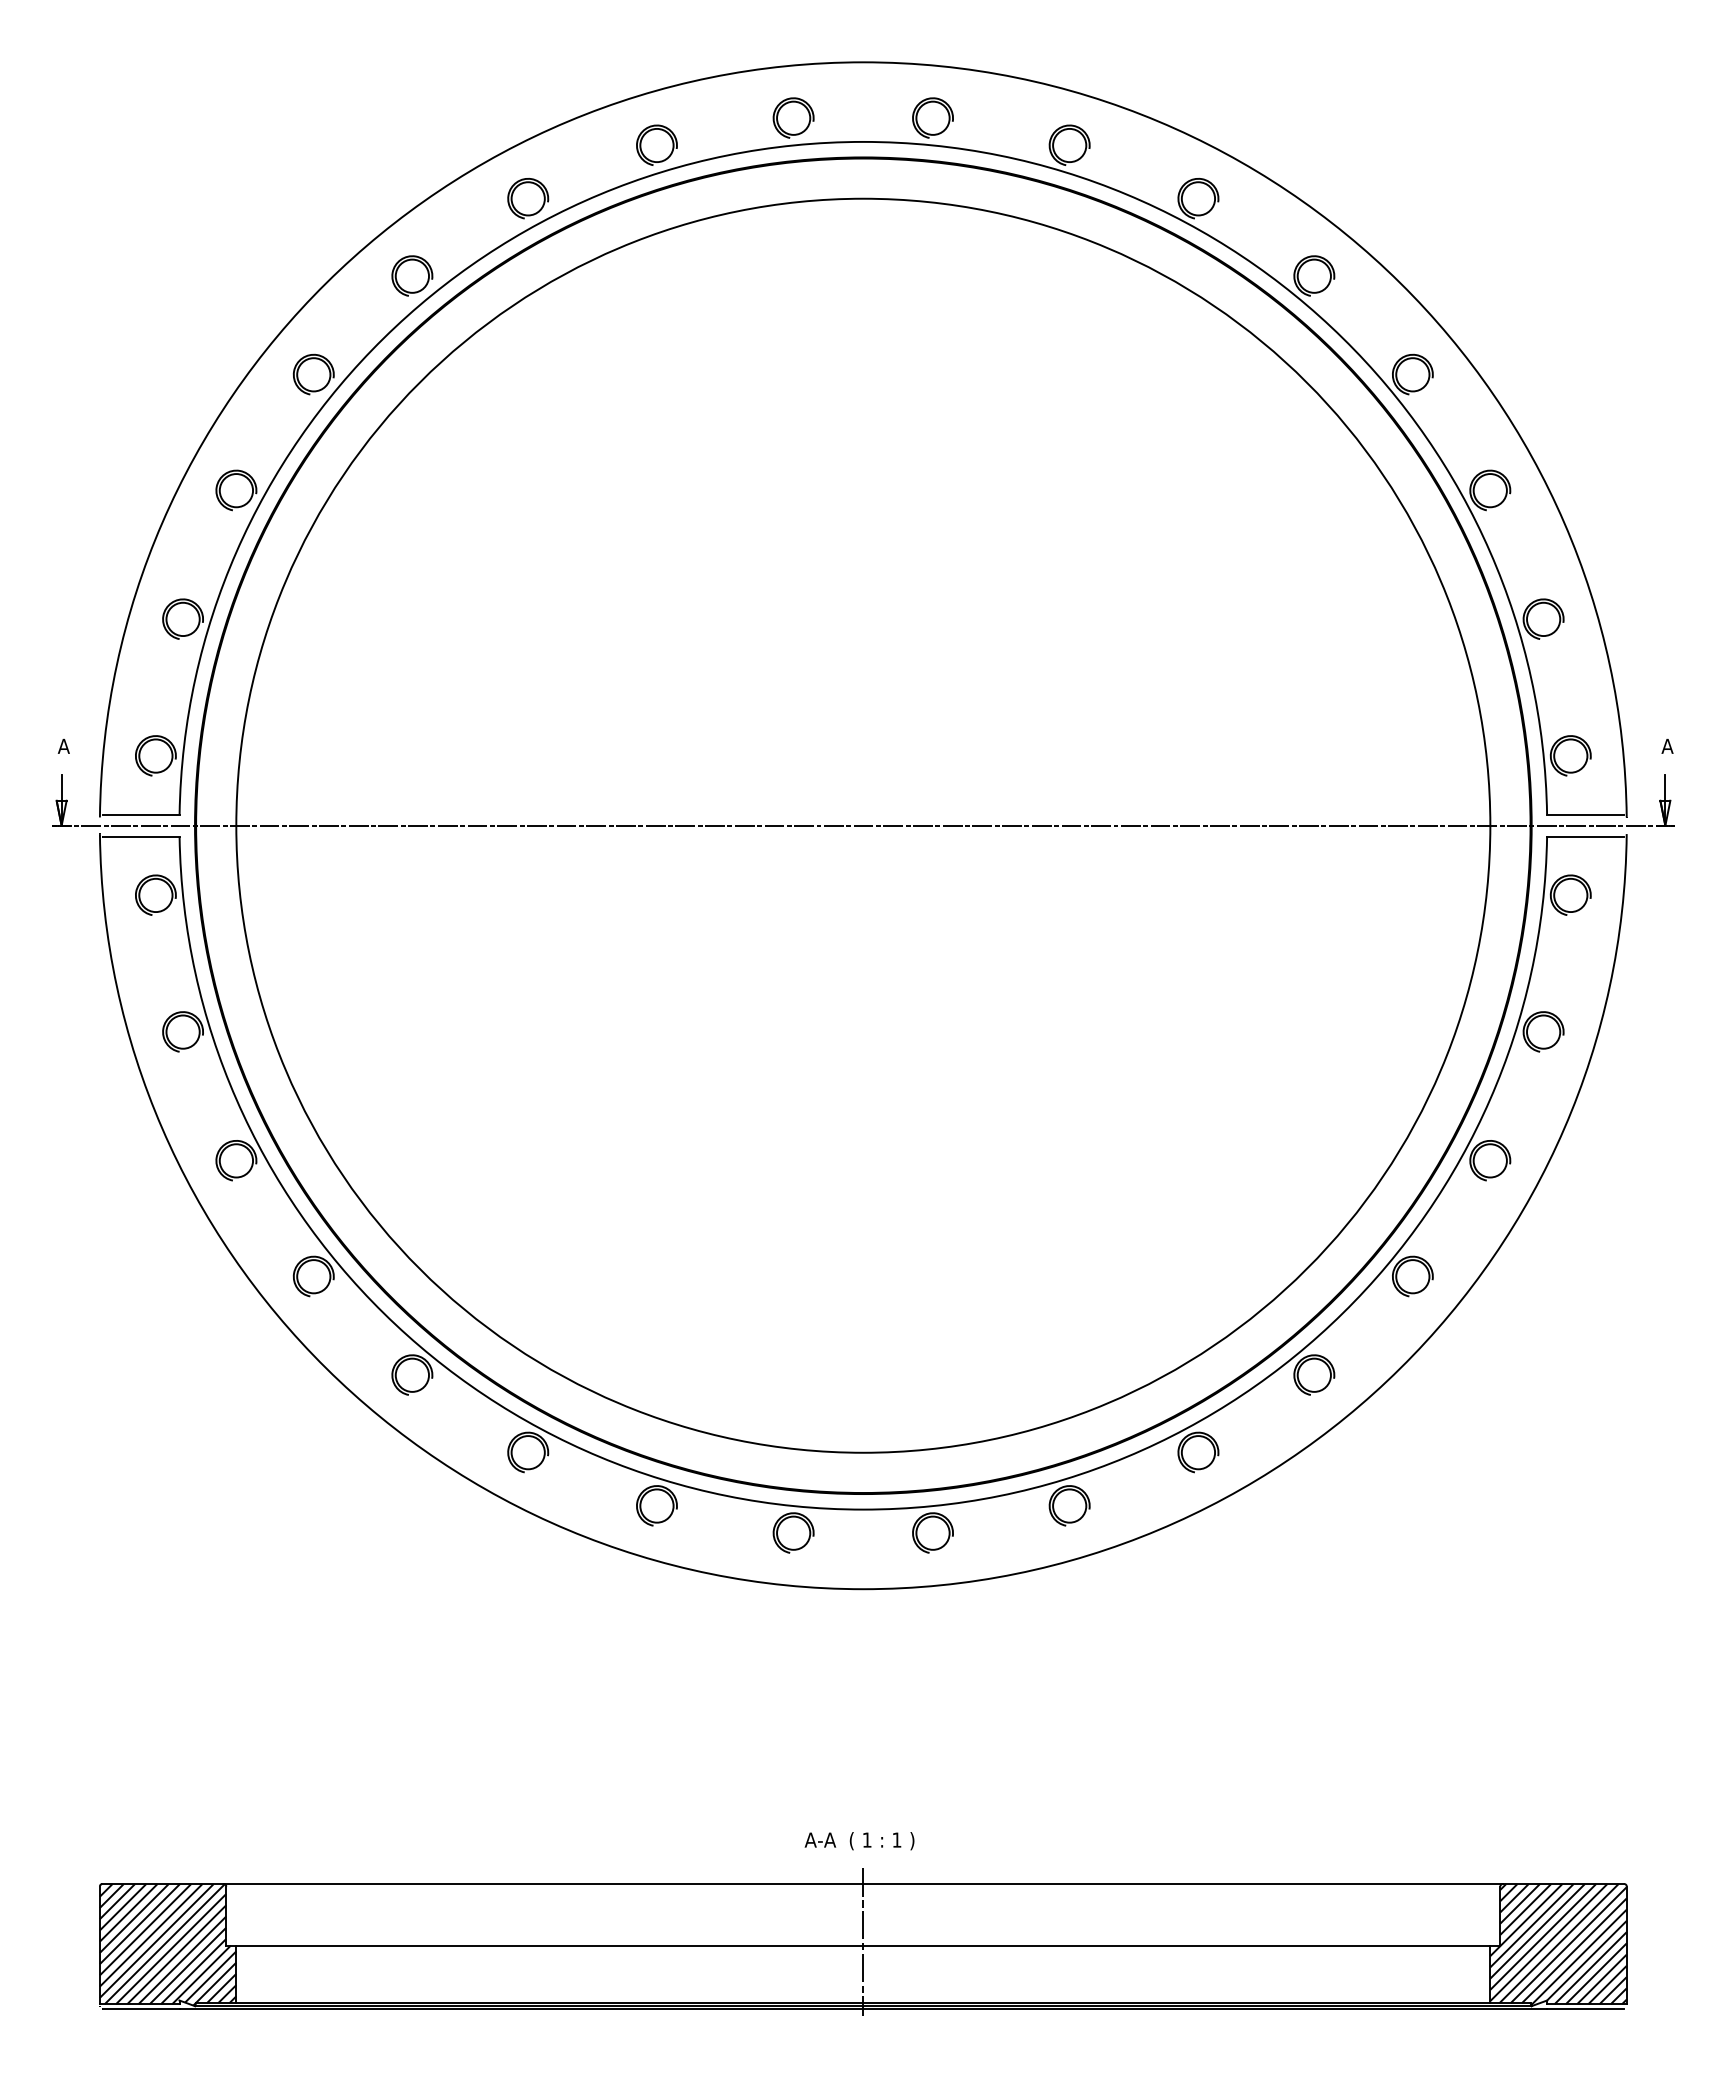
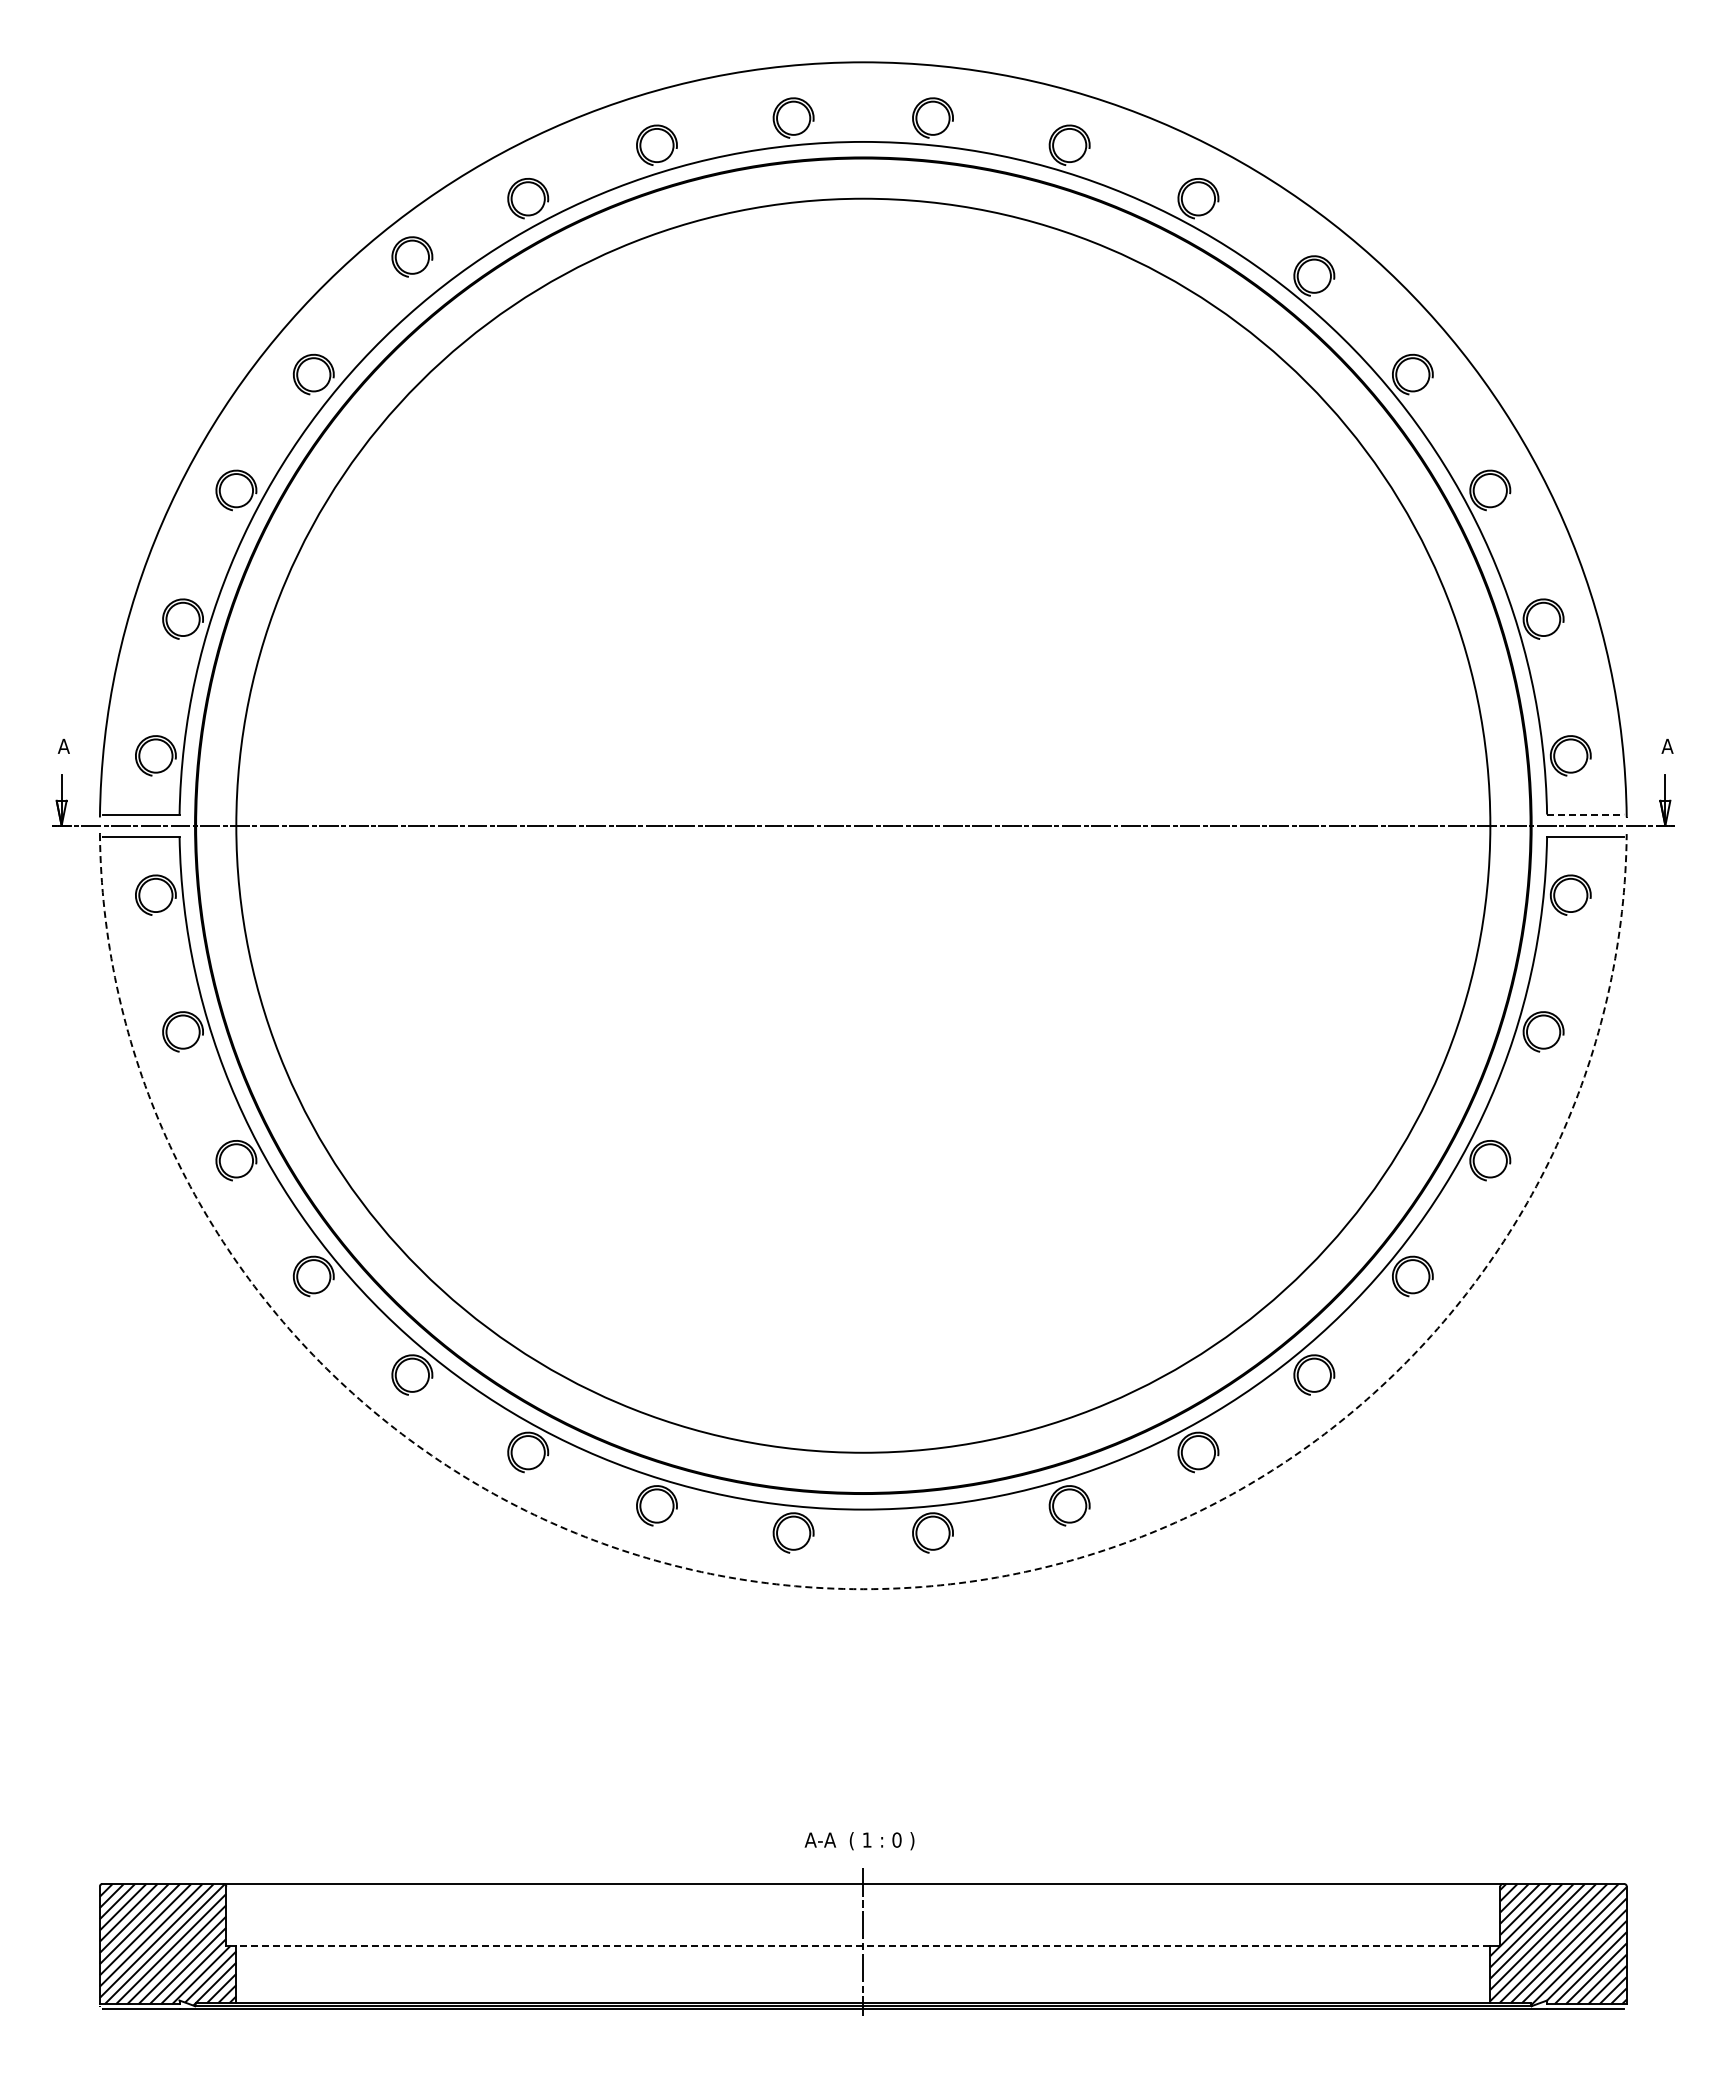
part position: (412, 275) -> (412, 256) (412, 256)
line: solid -> dashed (1585, 814)
arc: solid -> dashed (863, 1589)
text: 1 -> 0 (896, 1839)
line: solid -> dashed (862, 1945)
